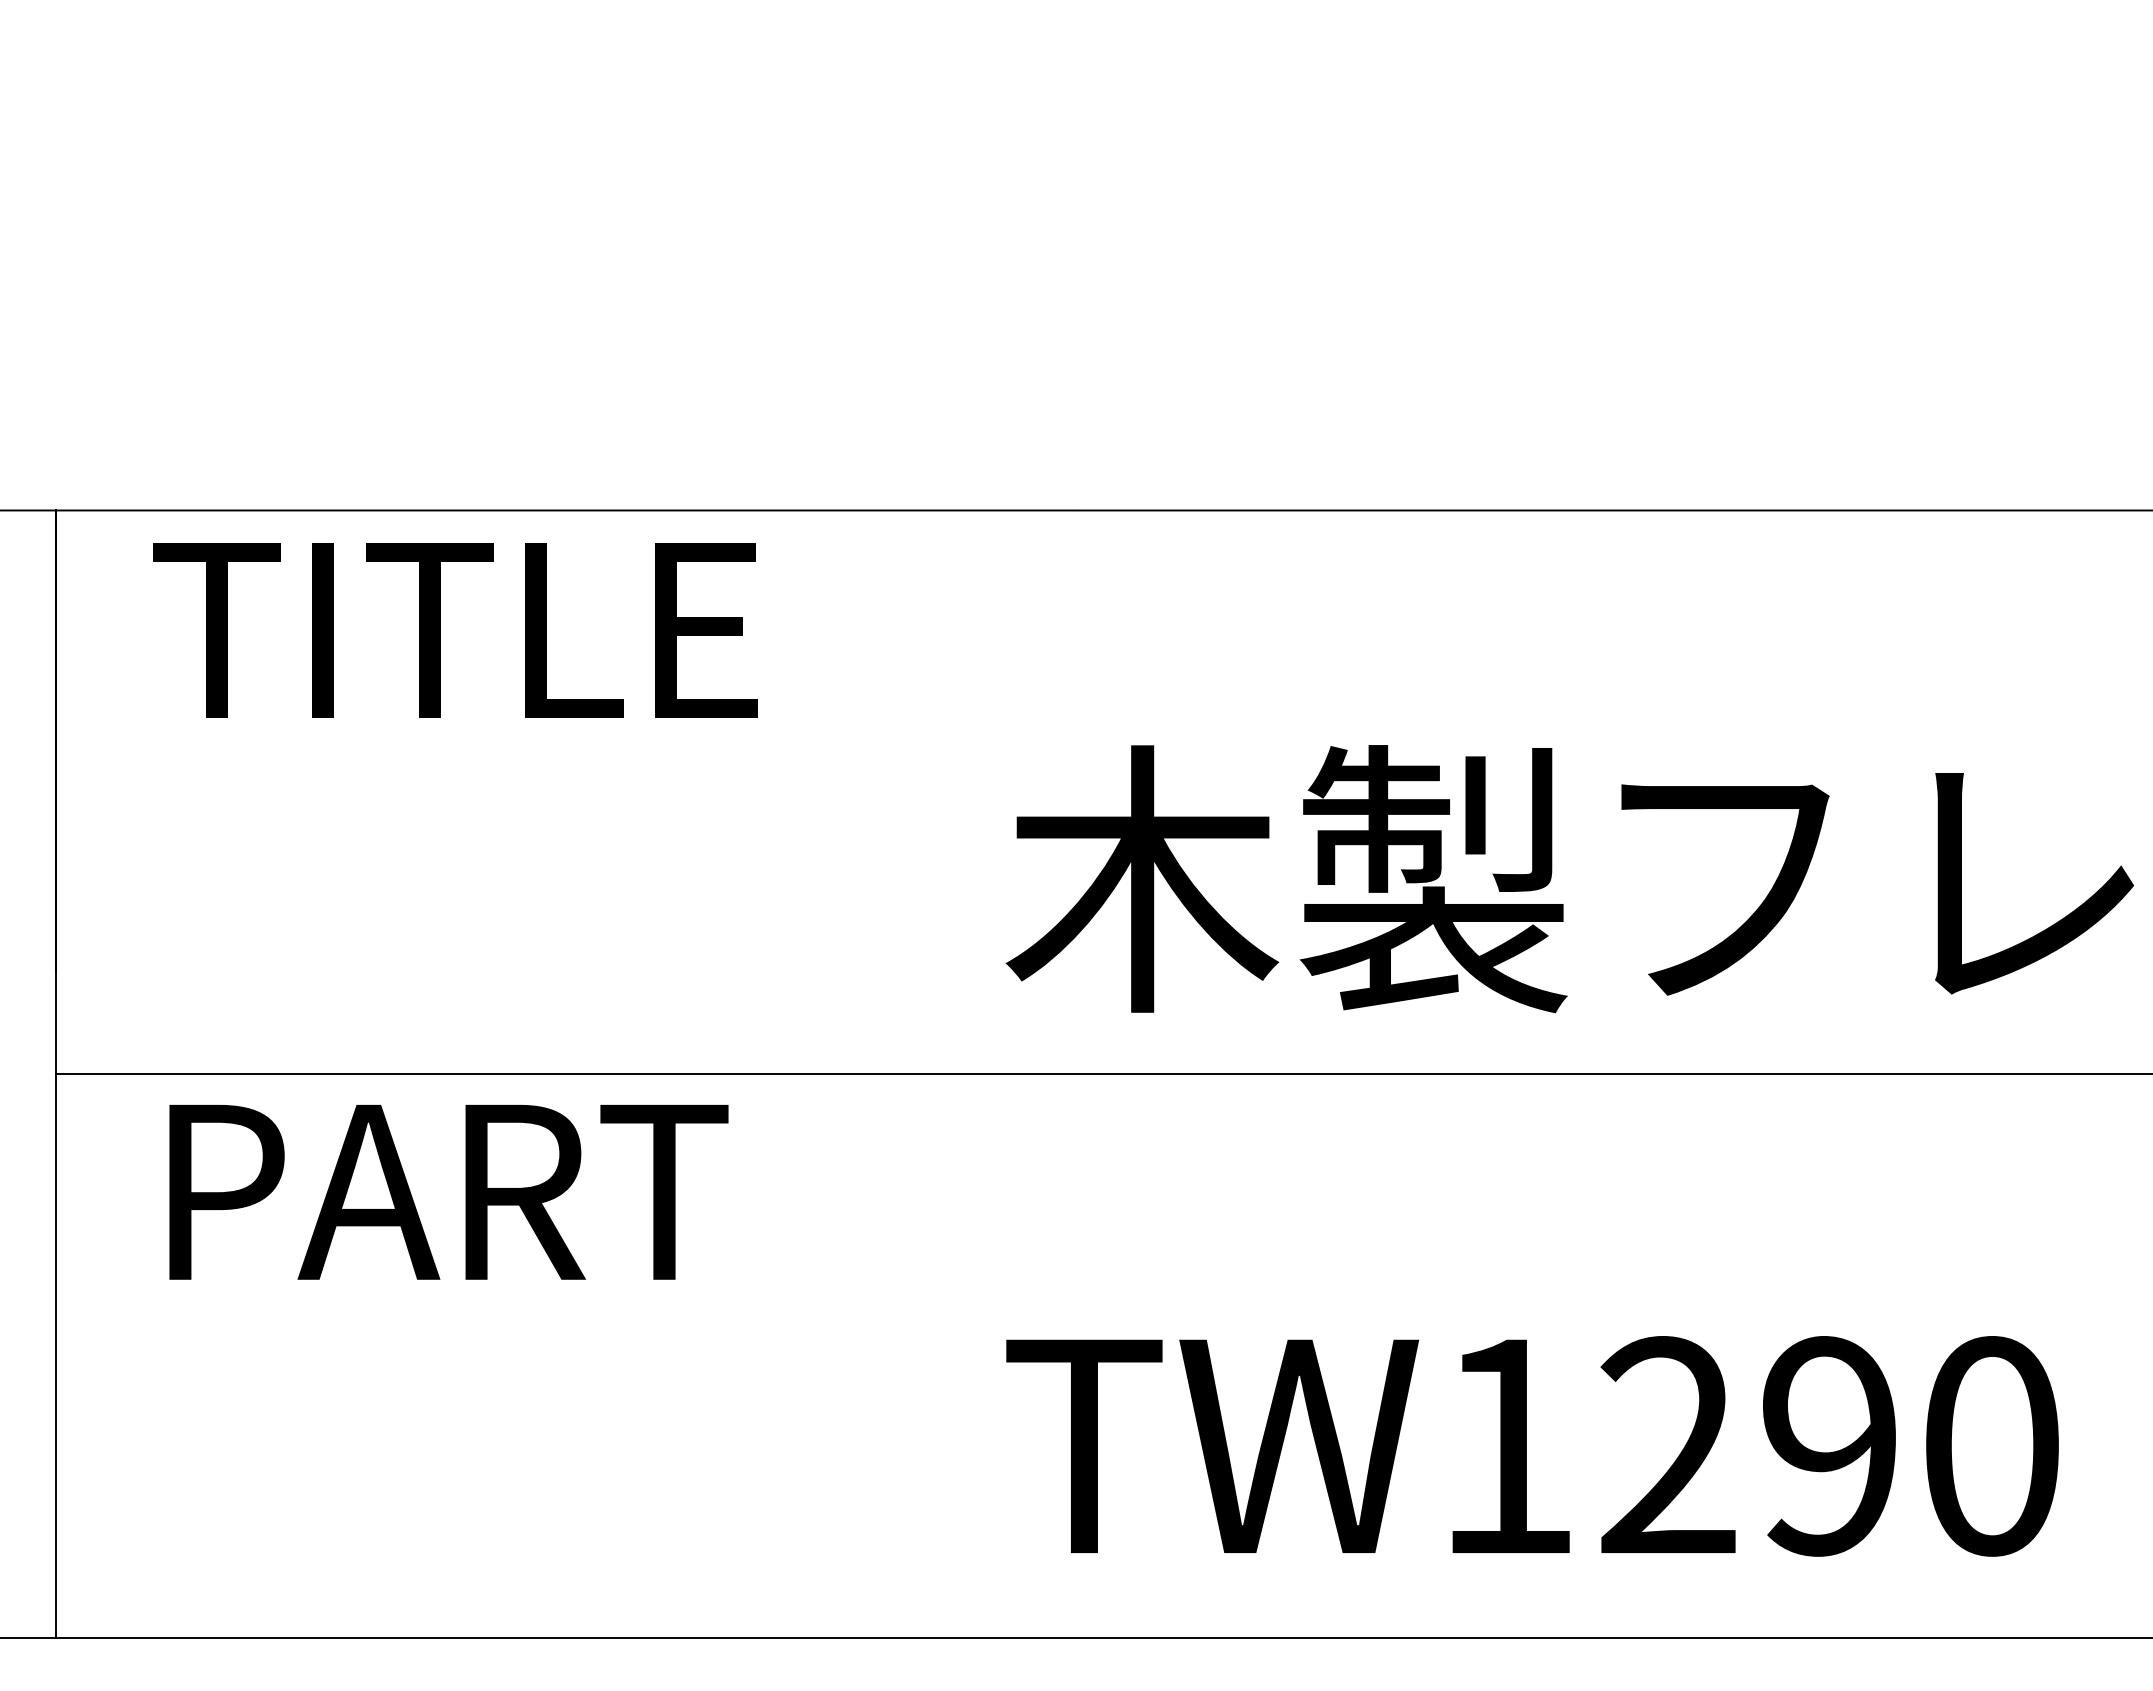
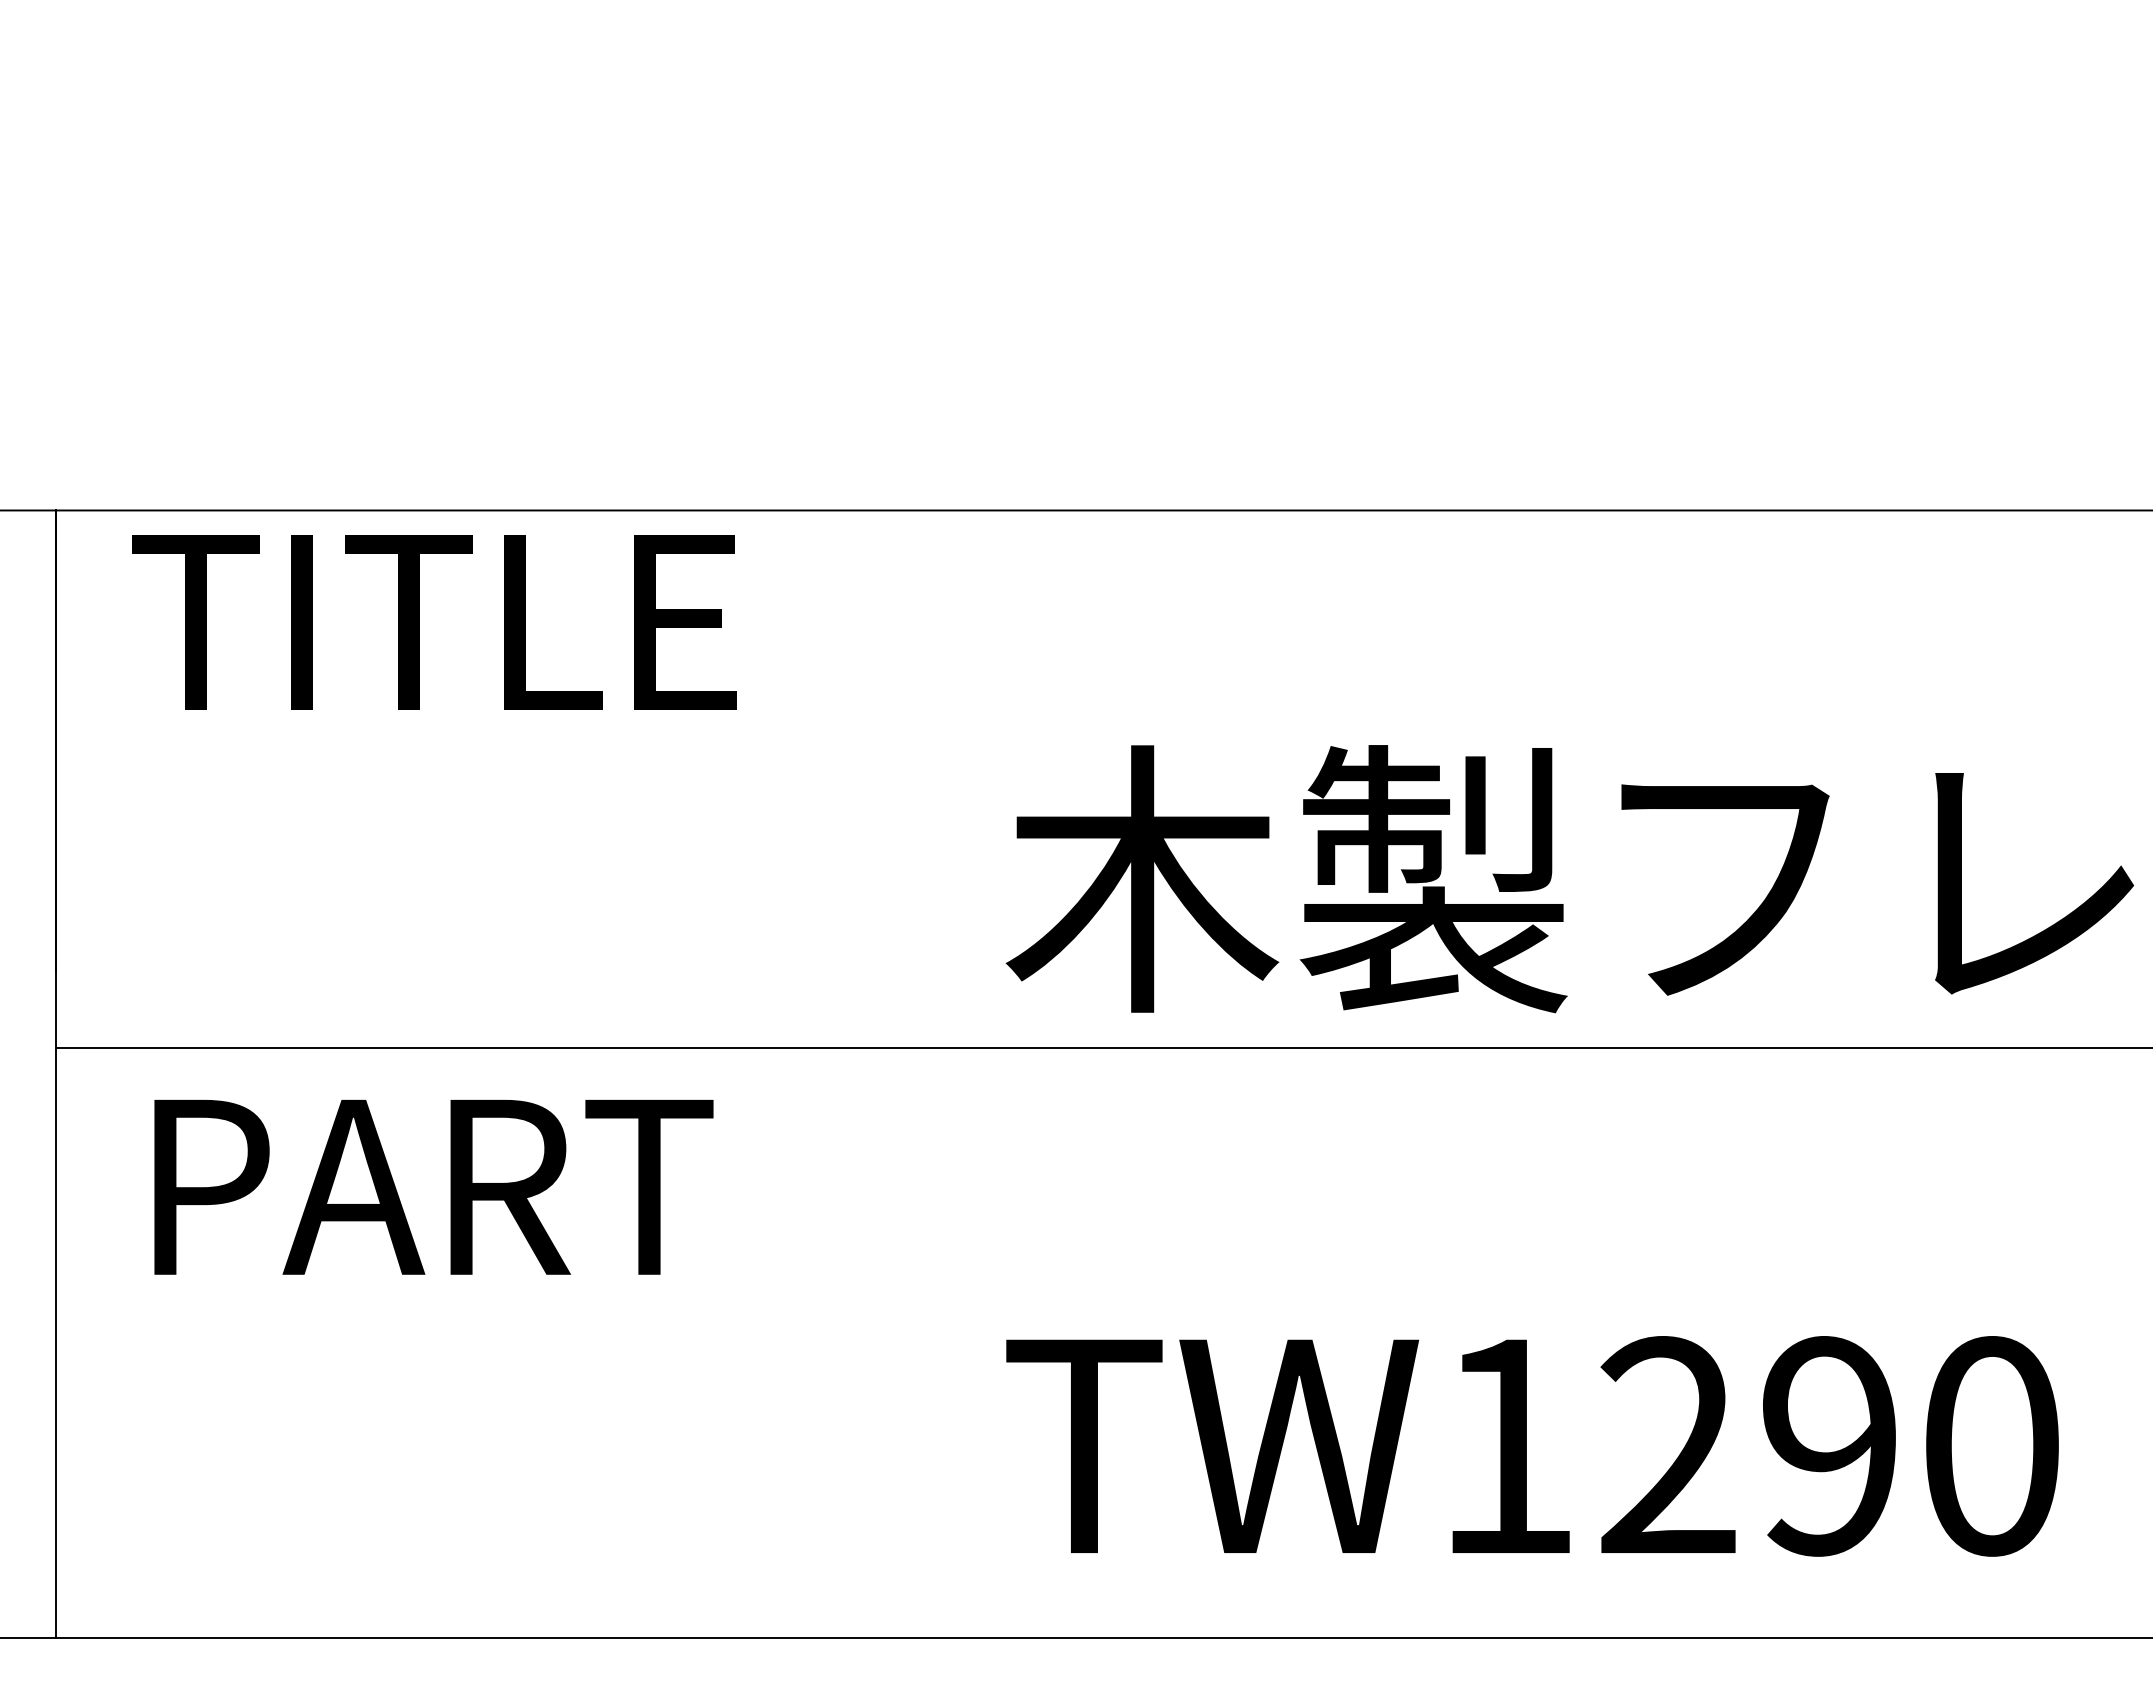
text position: (455, 630) -> (434, 622) (434, 622)
line position: (1102, 1074) -> (1102, 1048) (1102, 1048)
text position: (448, 1191) -> (433, 1186) (433, 1186)
